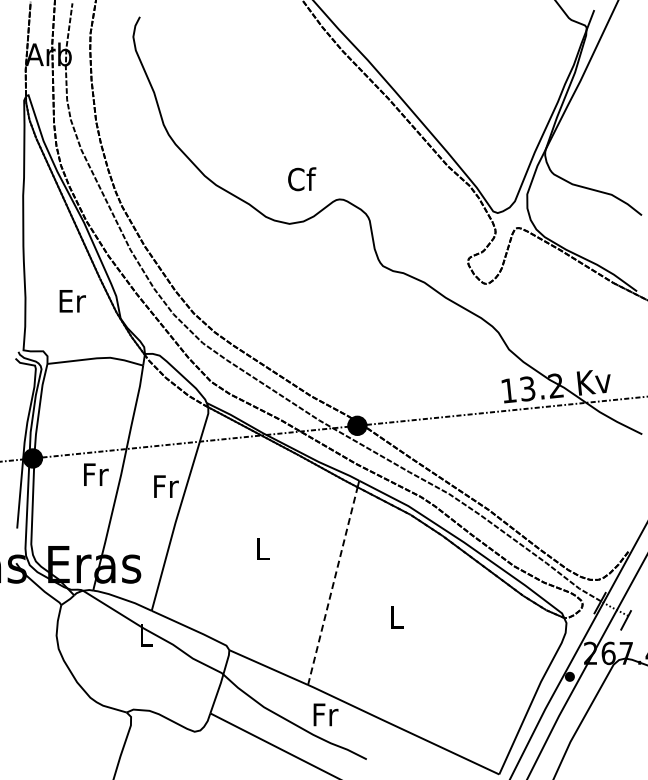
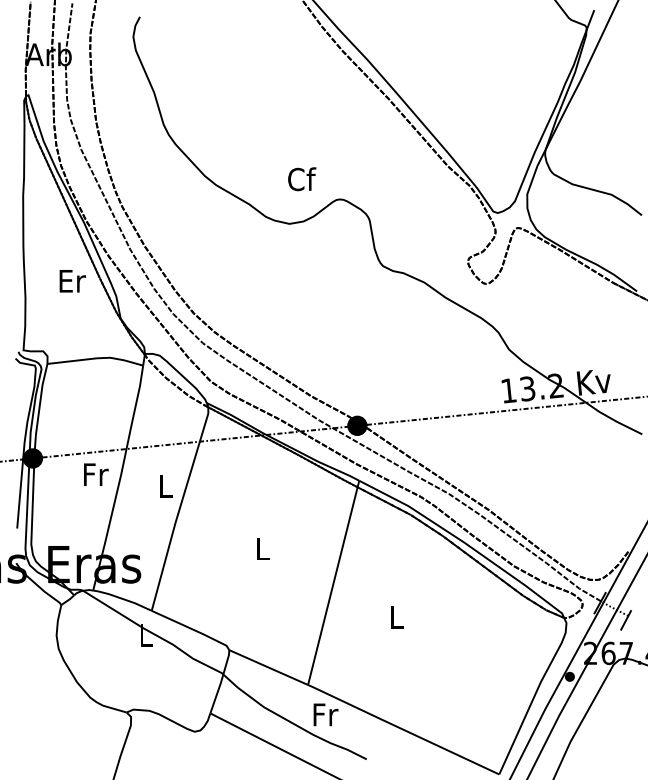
text position: (72, 301) -> (72, 281) (72, 281)
text: Fr -> L (166, 486)
line: dashed -> solid (332, 586)
